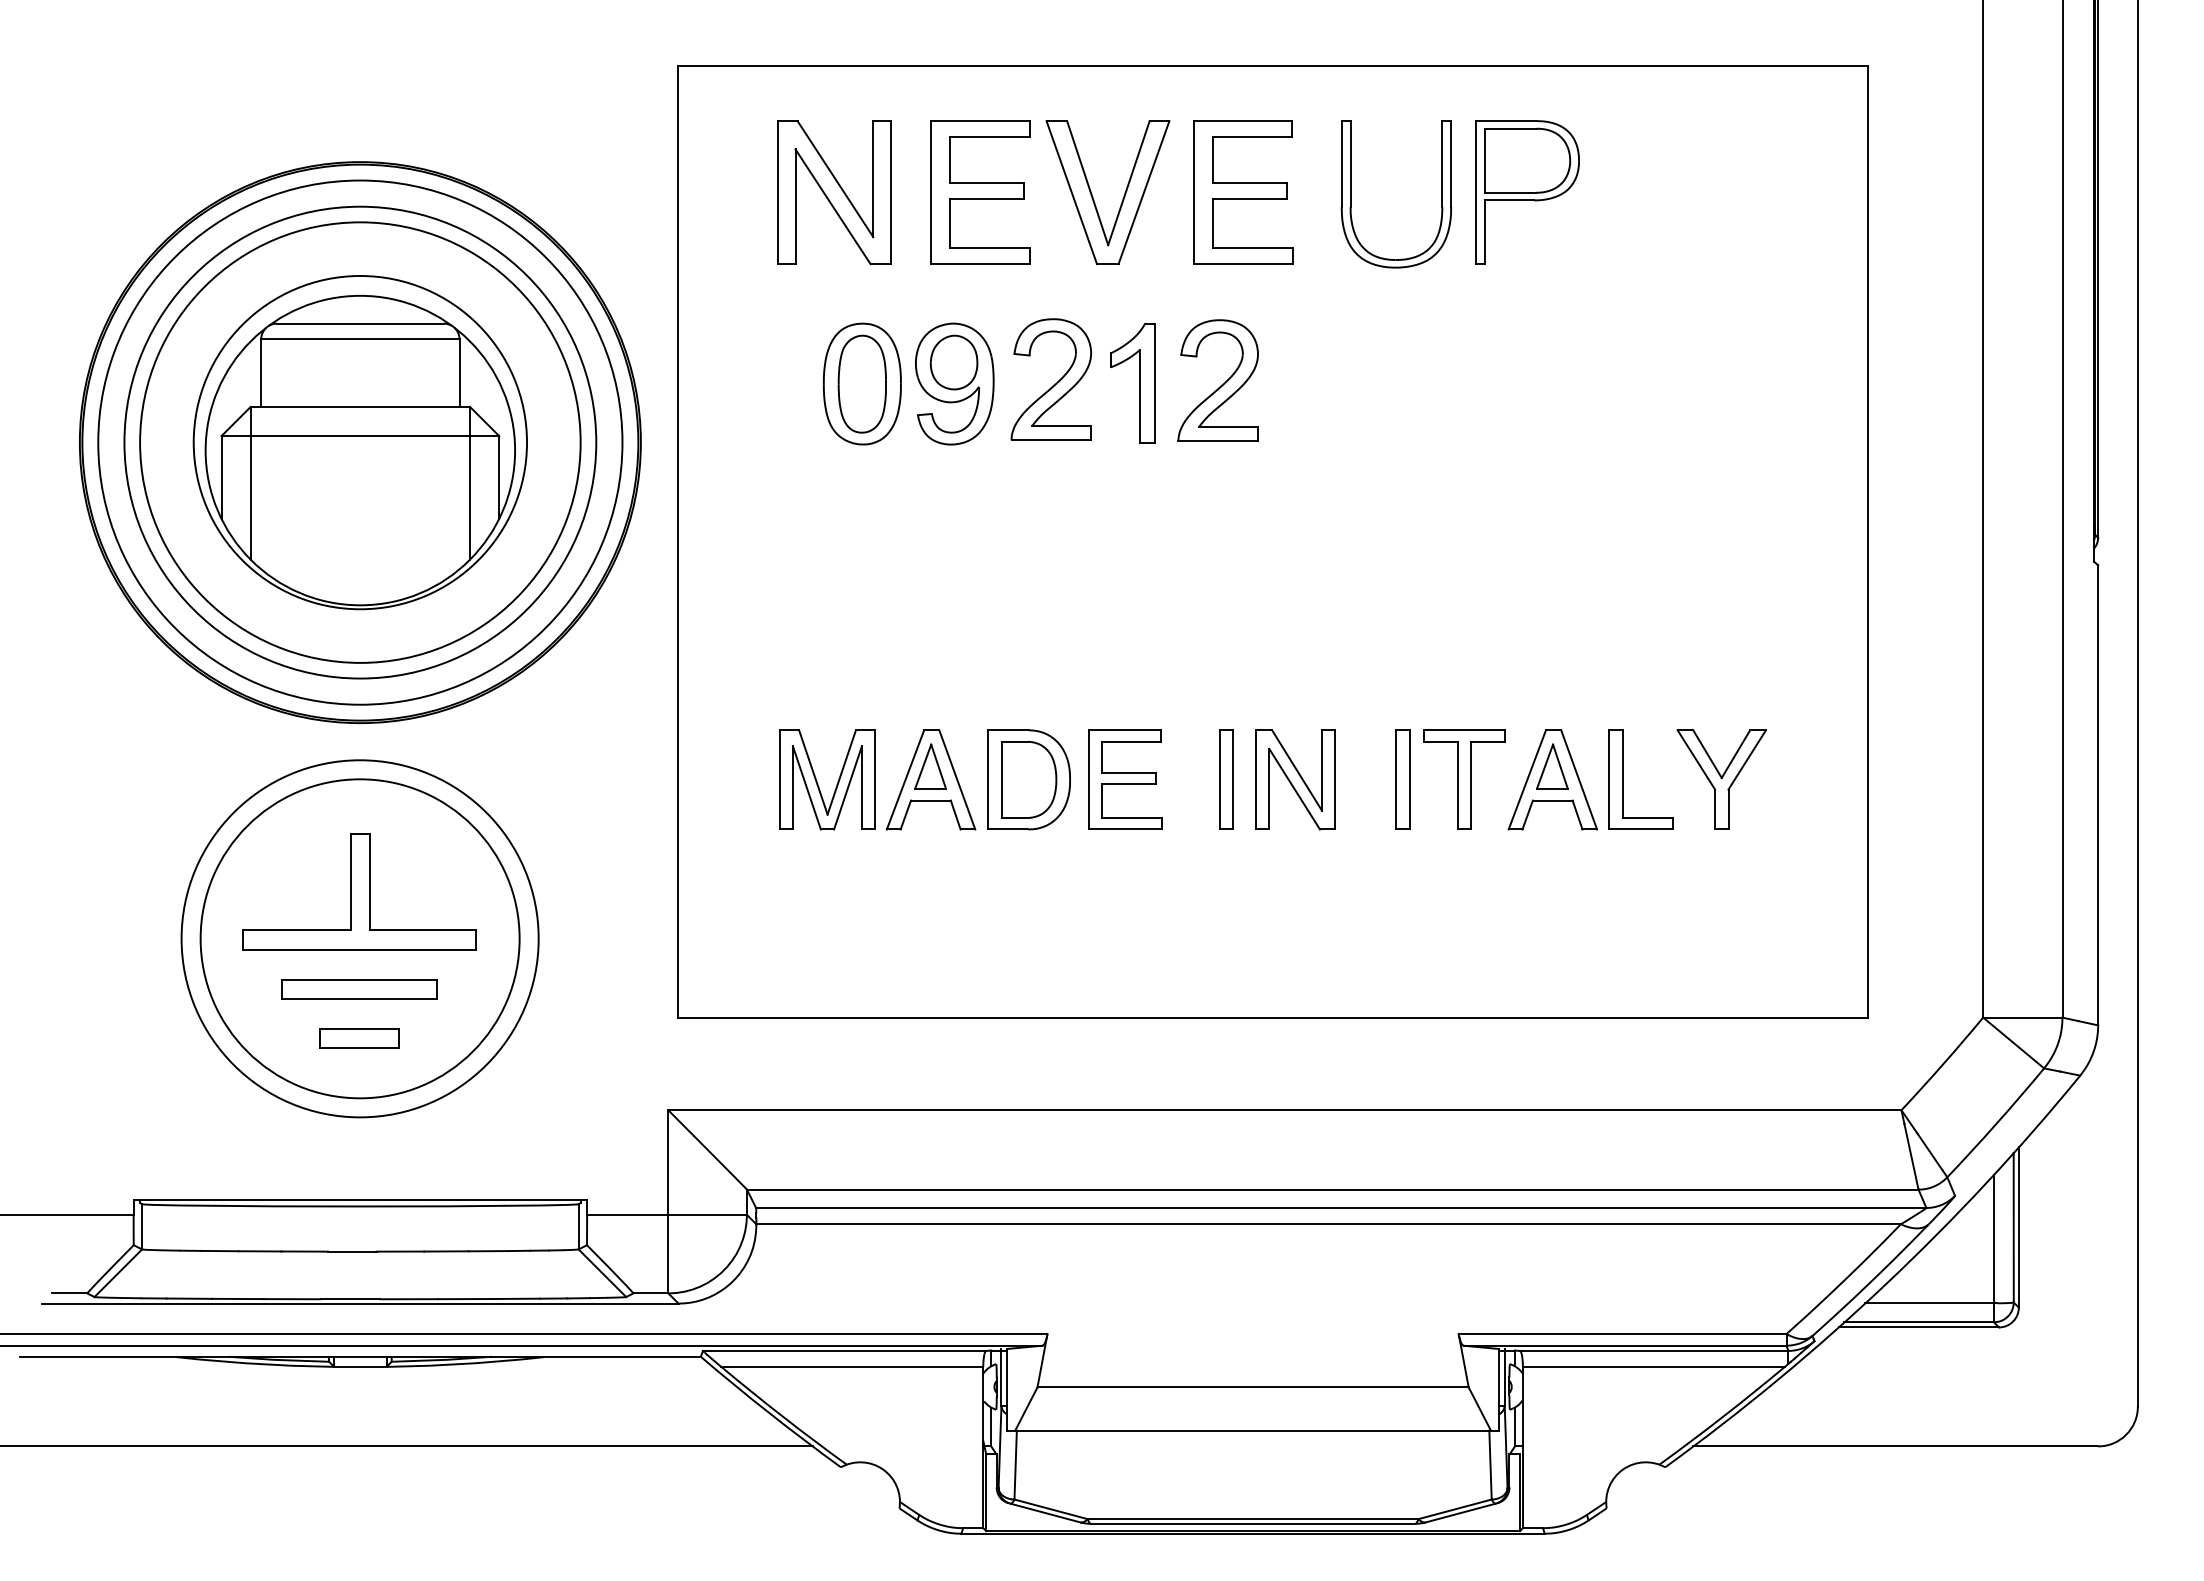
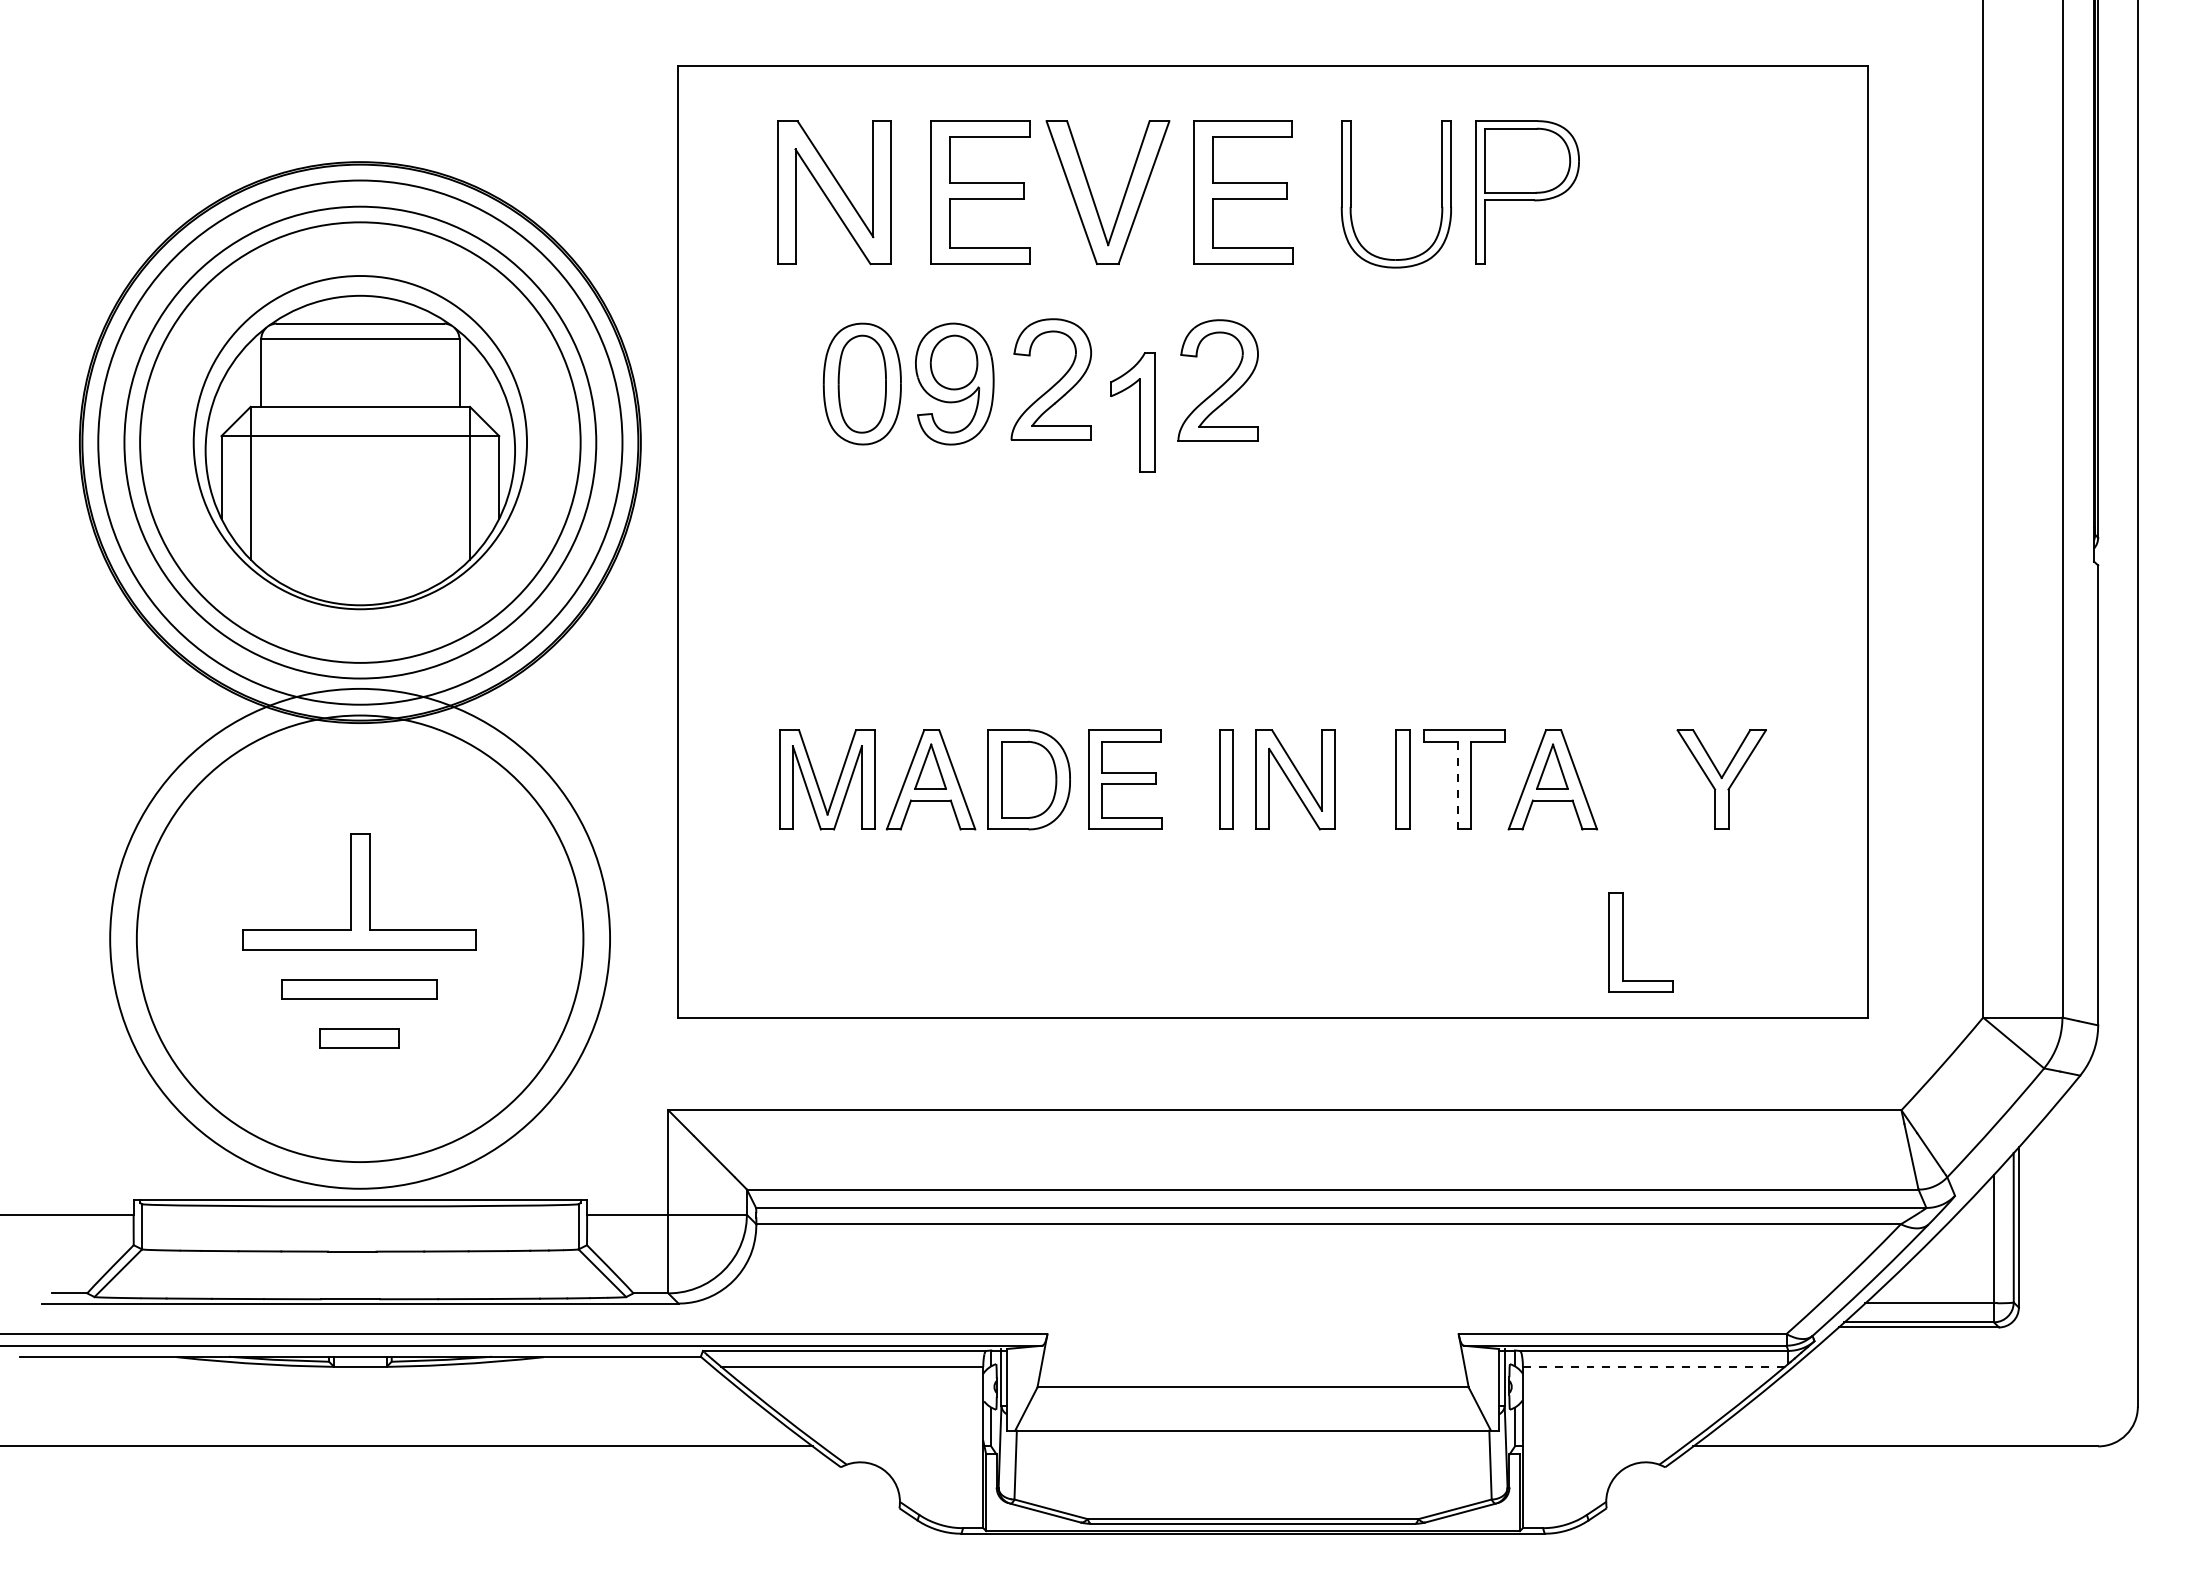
part position: (1139, 383) -> (1139, 412) (1139, 412)
part position: (1623, 779) -> (1623, 942) (1623, 942)
line: solid -> dashed (1457, 785)
circle diameter: 319 px -> 447 px (359, 938)
circle diameter: 357 px -> 500 px (360, 938)
line: solid -> dashed (1653, 1366)
